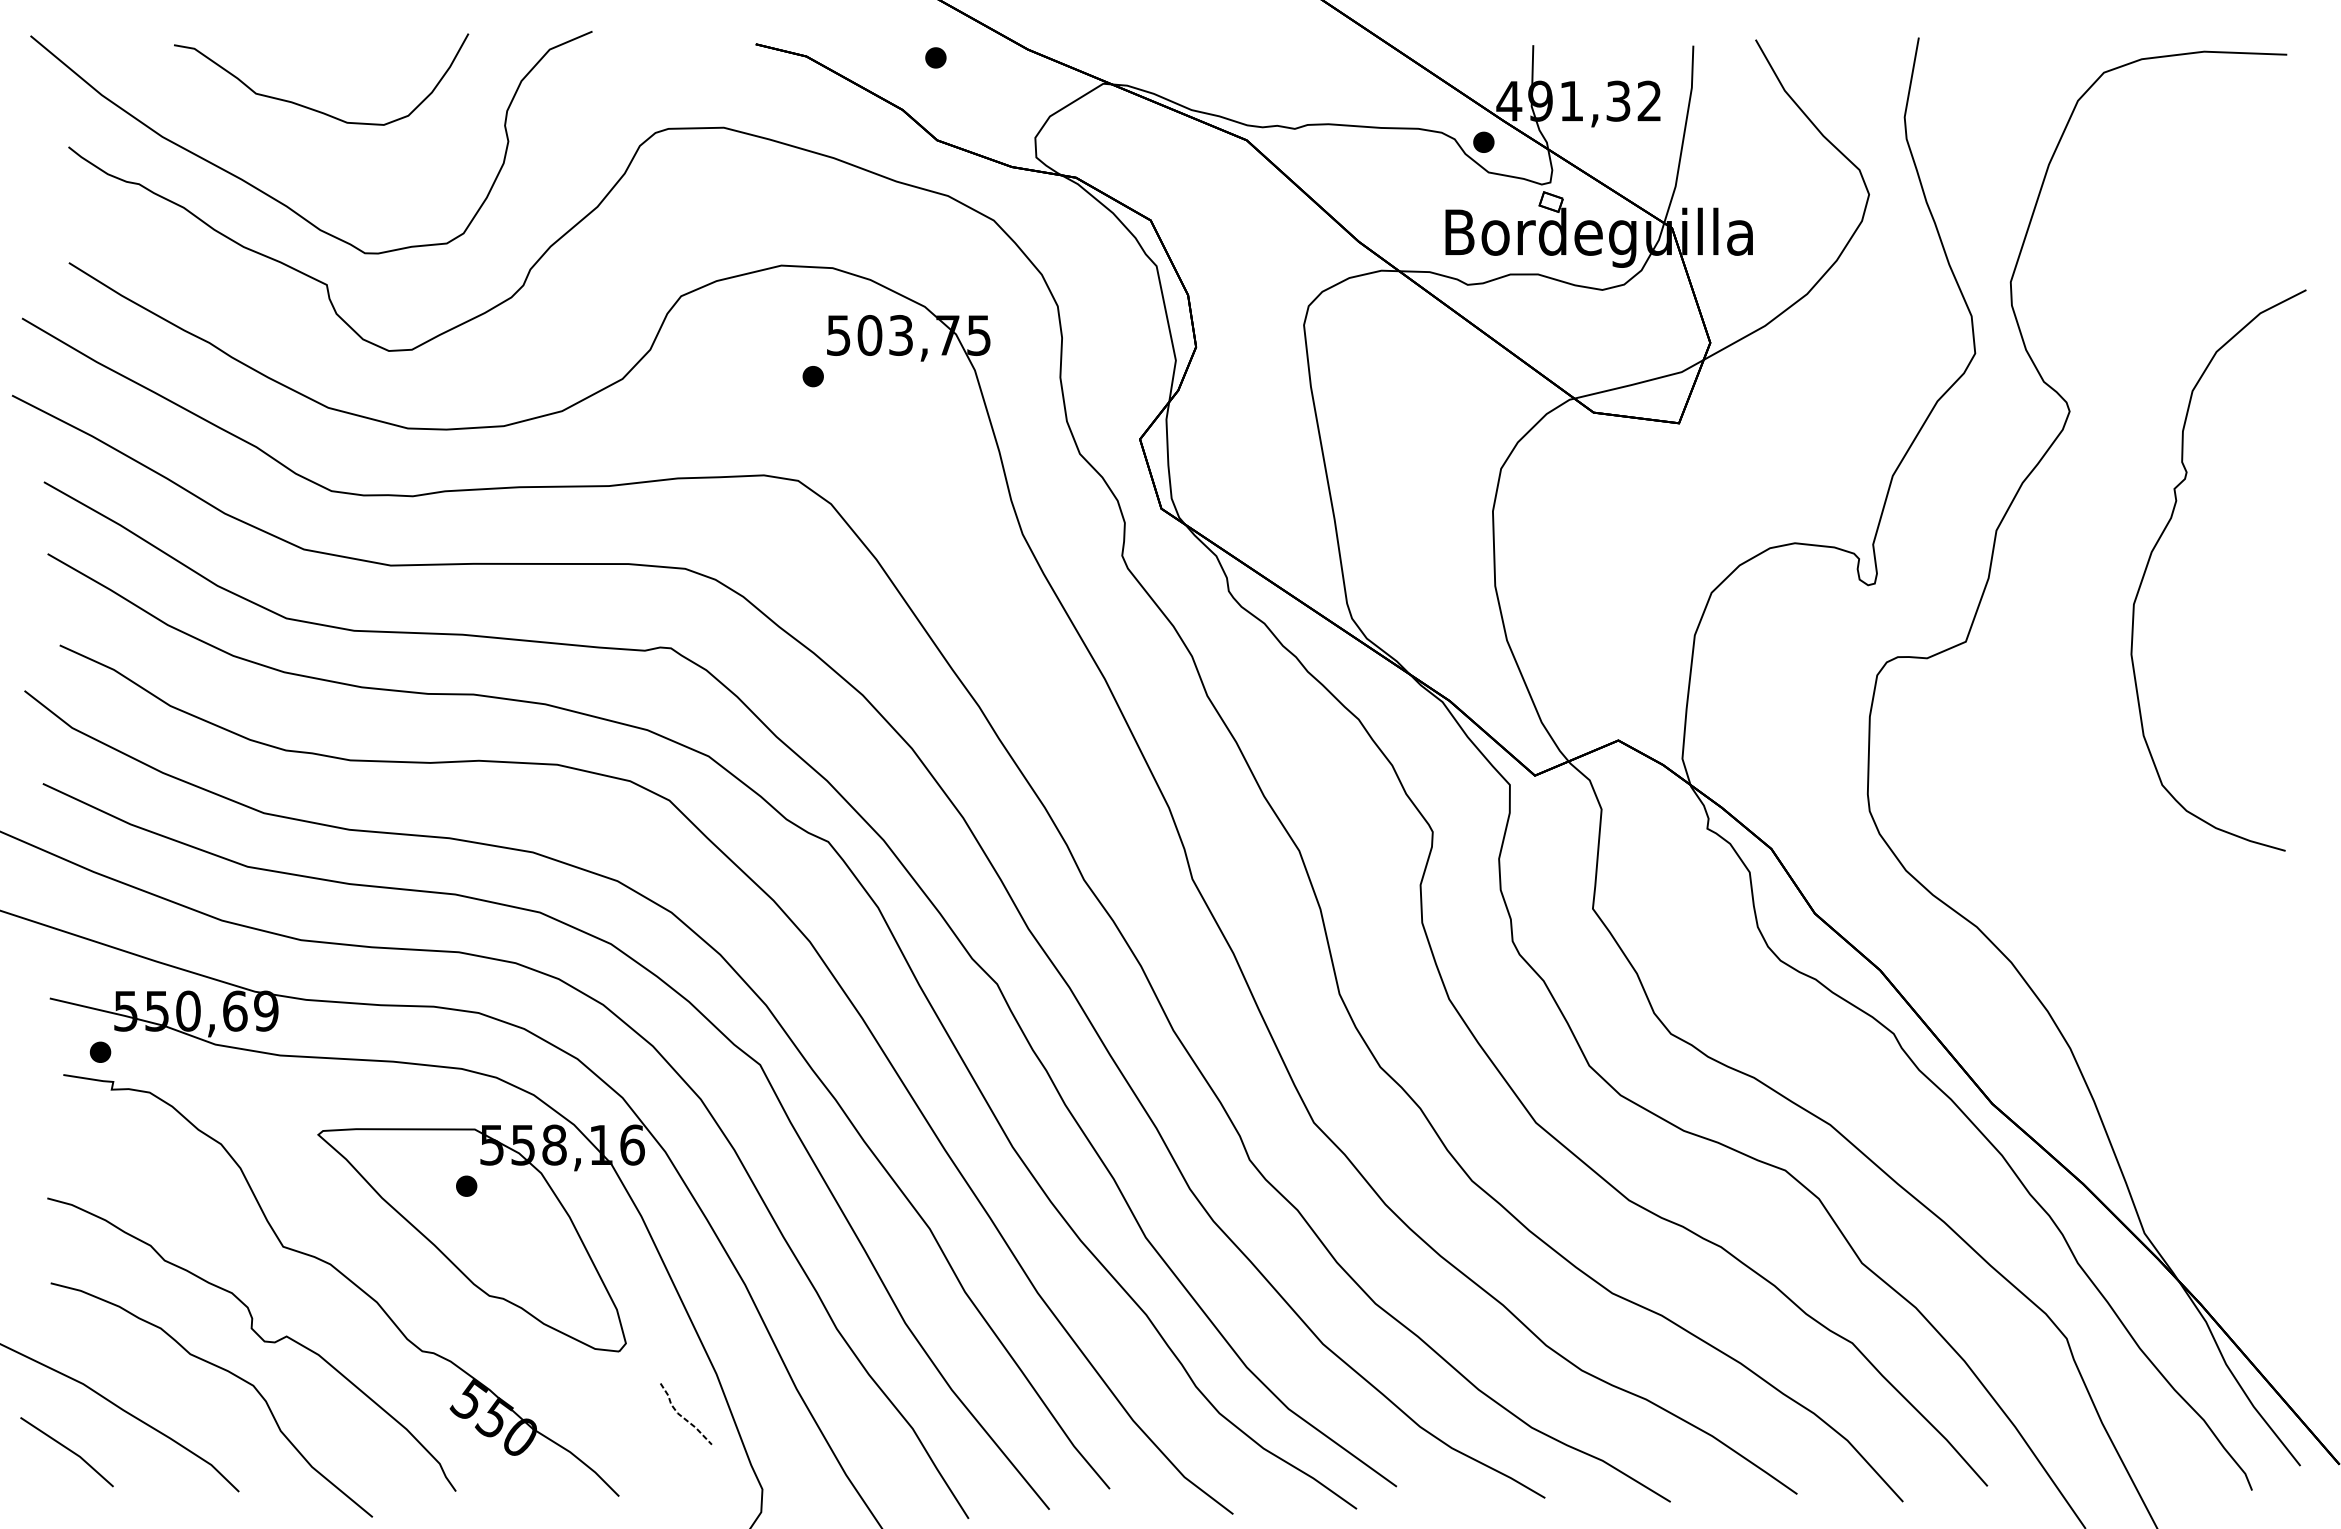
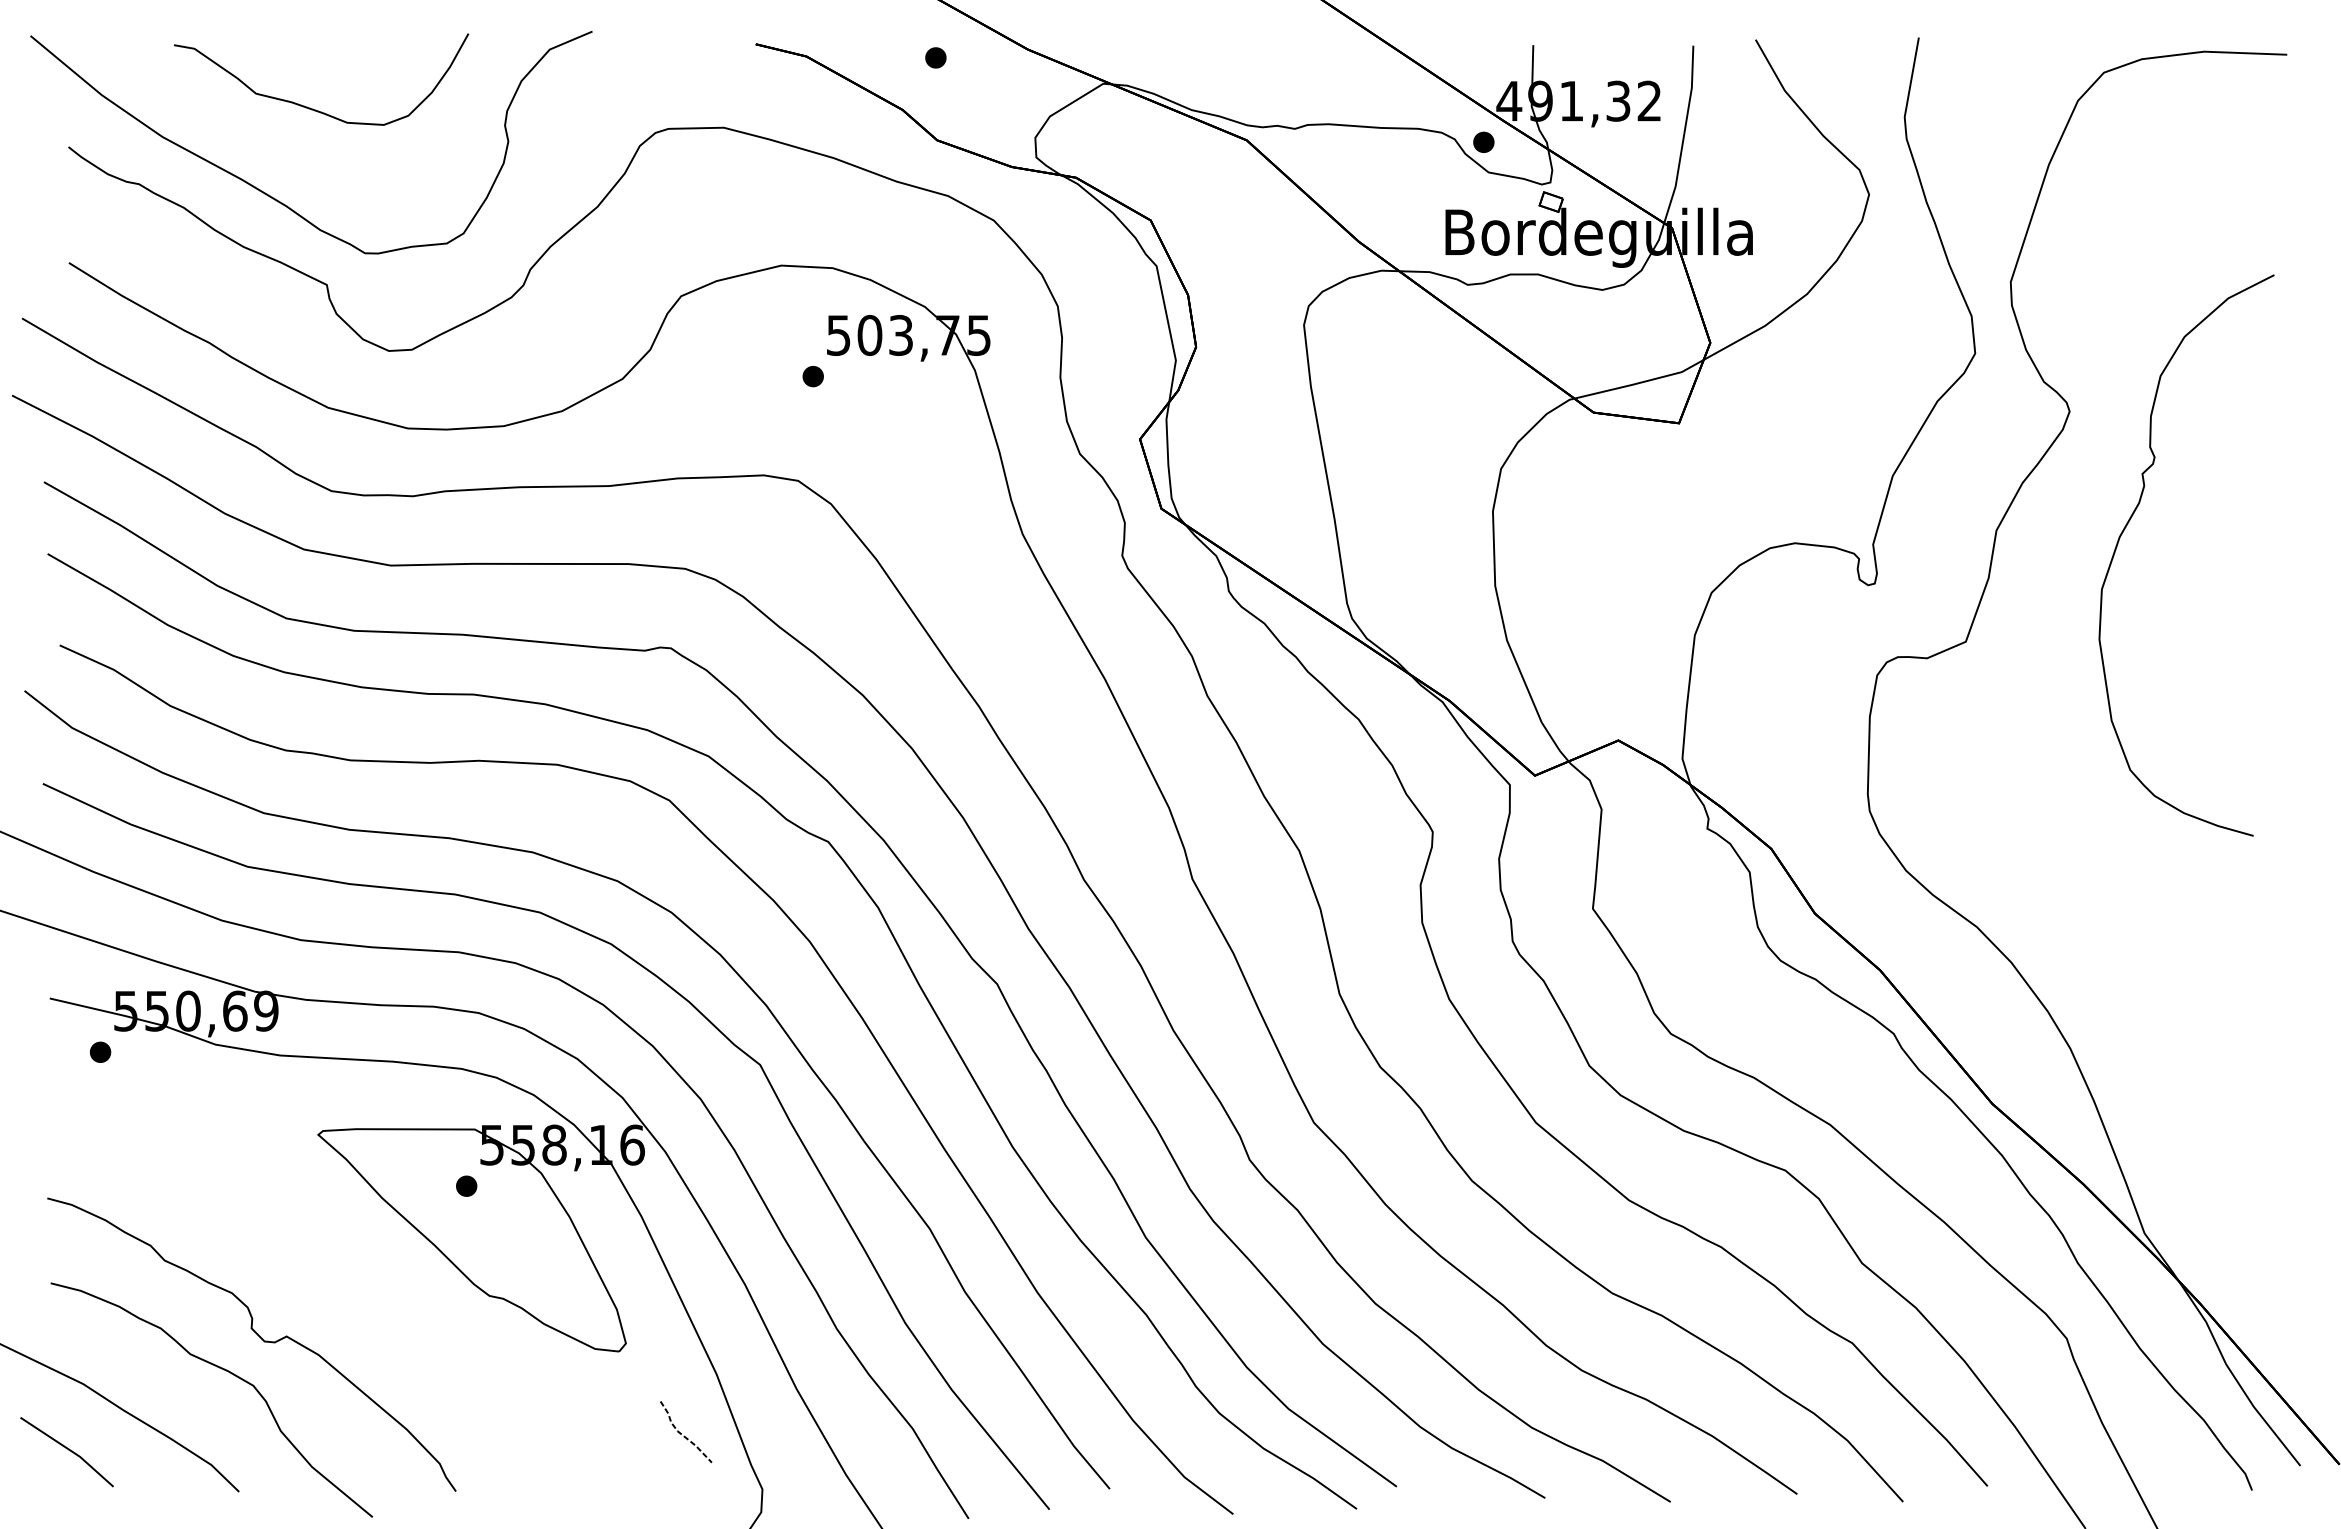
part position: (2161, 537) -> (2129, 522) (2129, 522)
part: present -> none (347, 1279)
curve position: (684, 1417) -> (684, 1435) (684, 1435)
